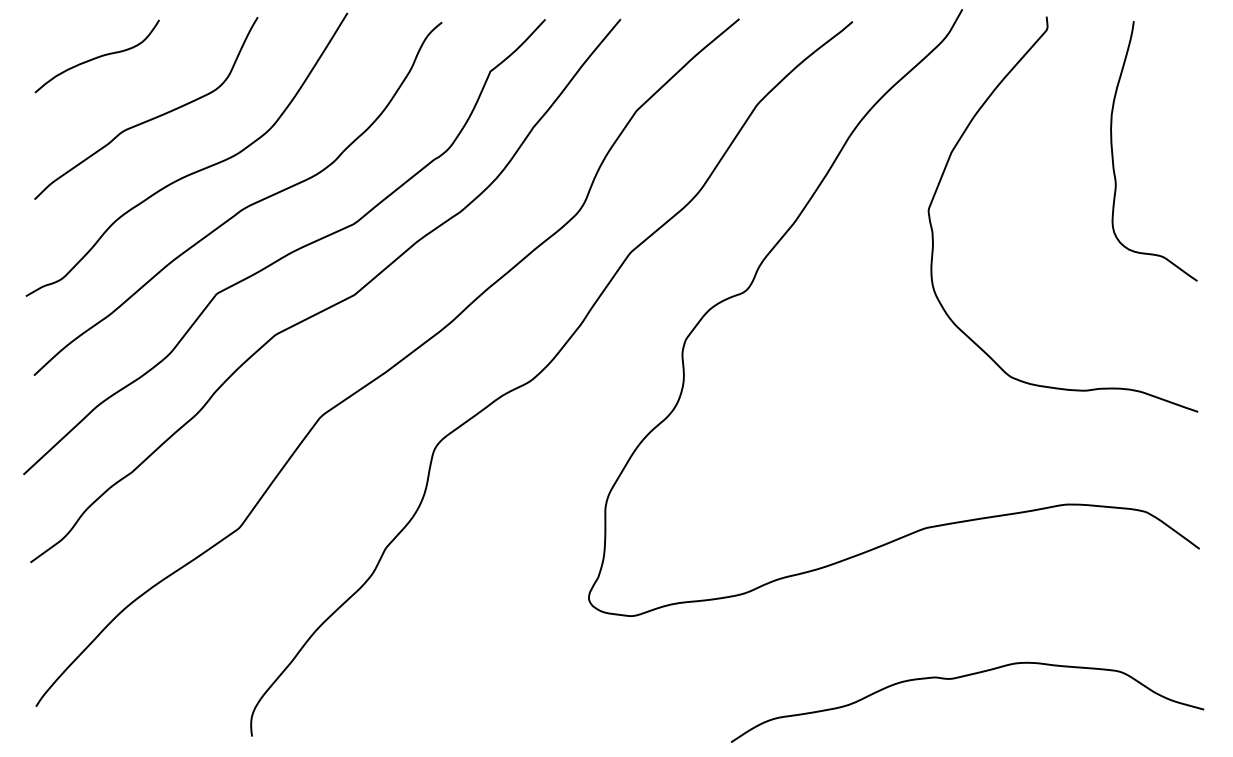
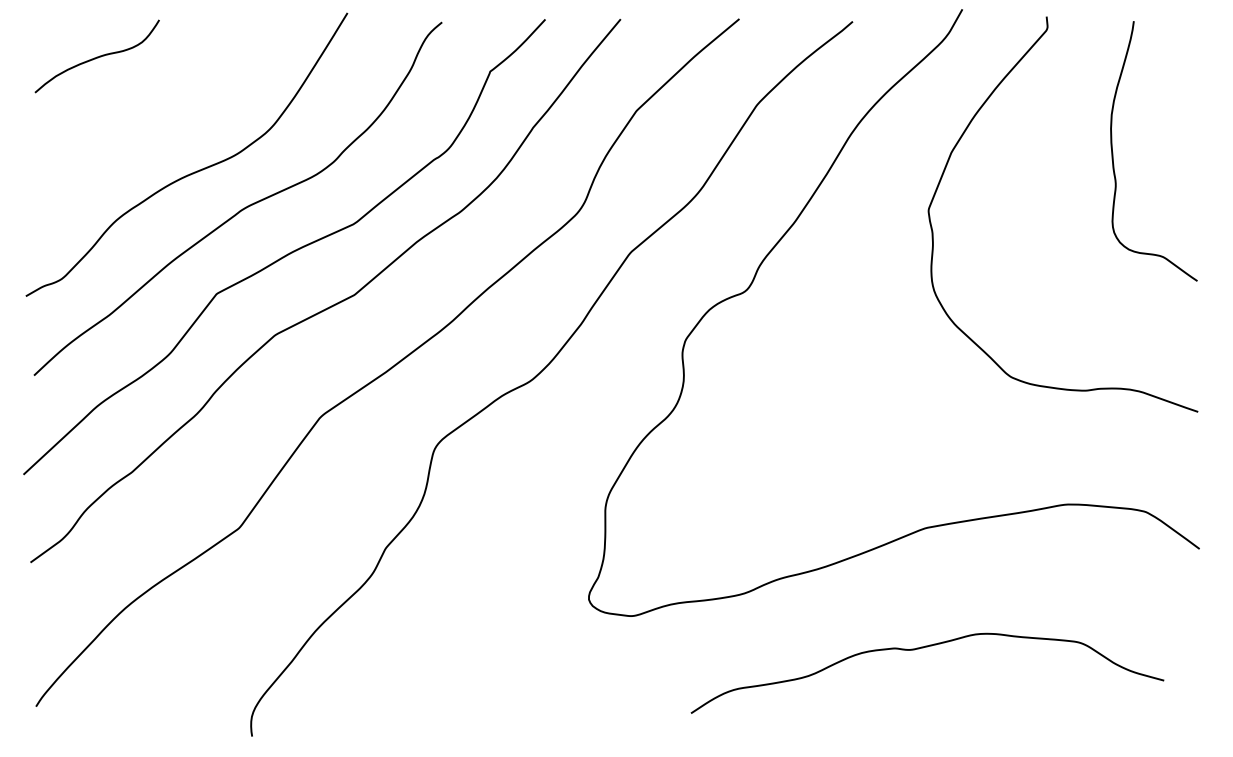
curve: present -> none (150, 118)
curve position: (963, 677) -> (923, 648) (923, 648)
